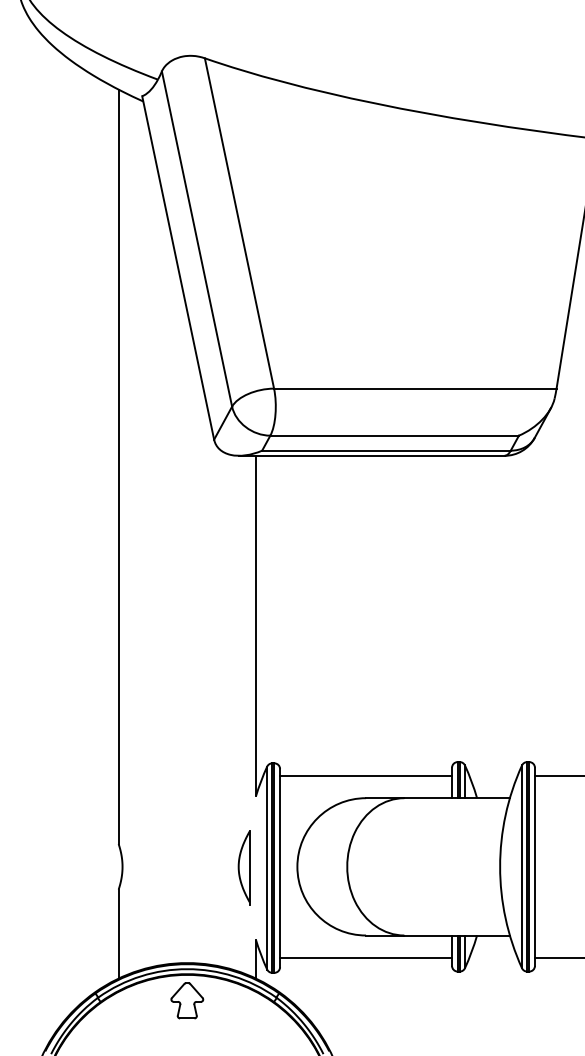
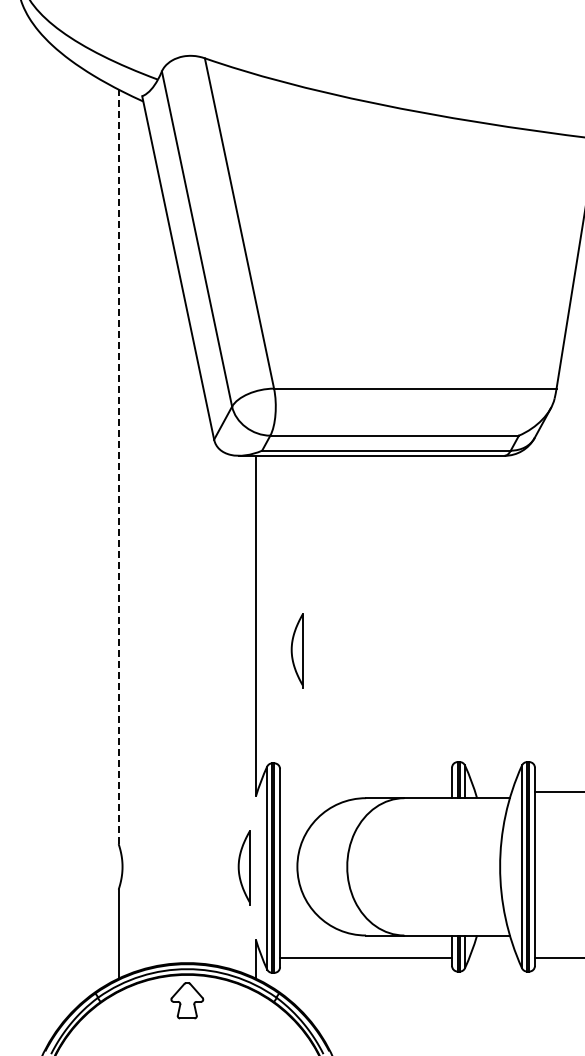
line: solid -> dashed (118, 466)
part: none -> present (296, 650)
line: present -> none (366, 775)
line position: (557, 775) -> (557, 791) (557, 791)
